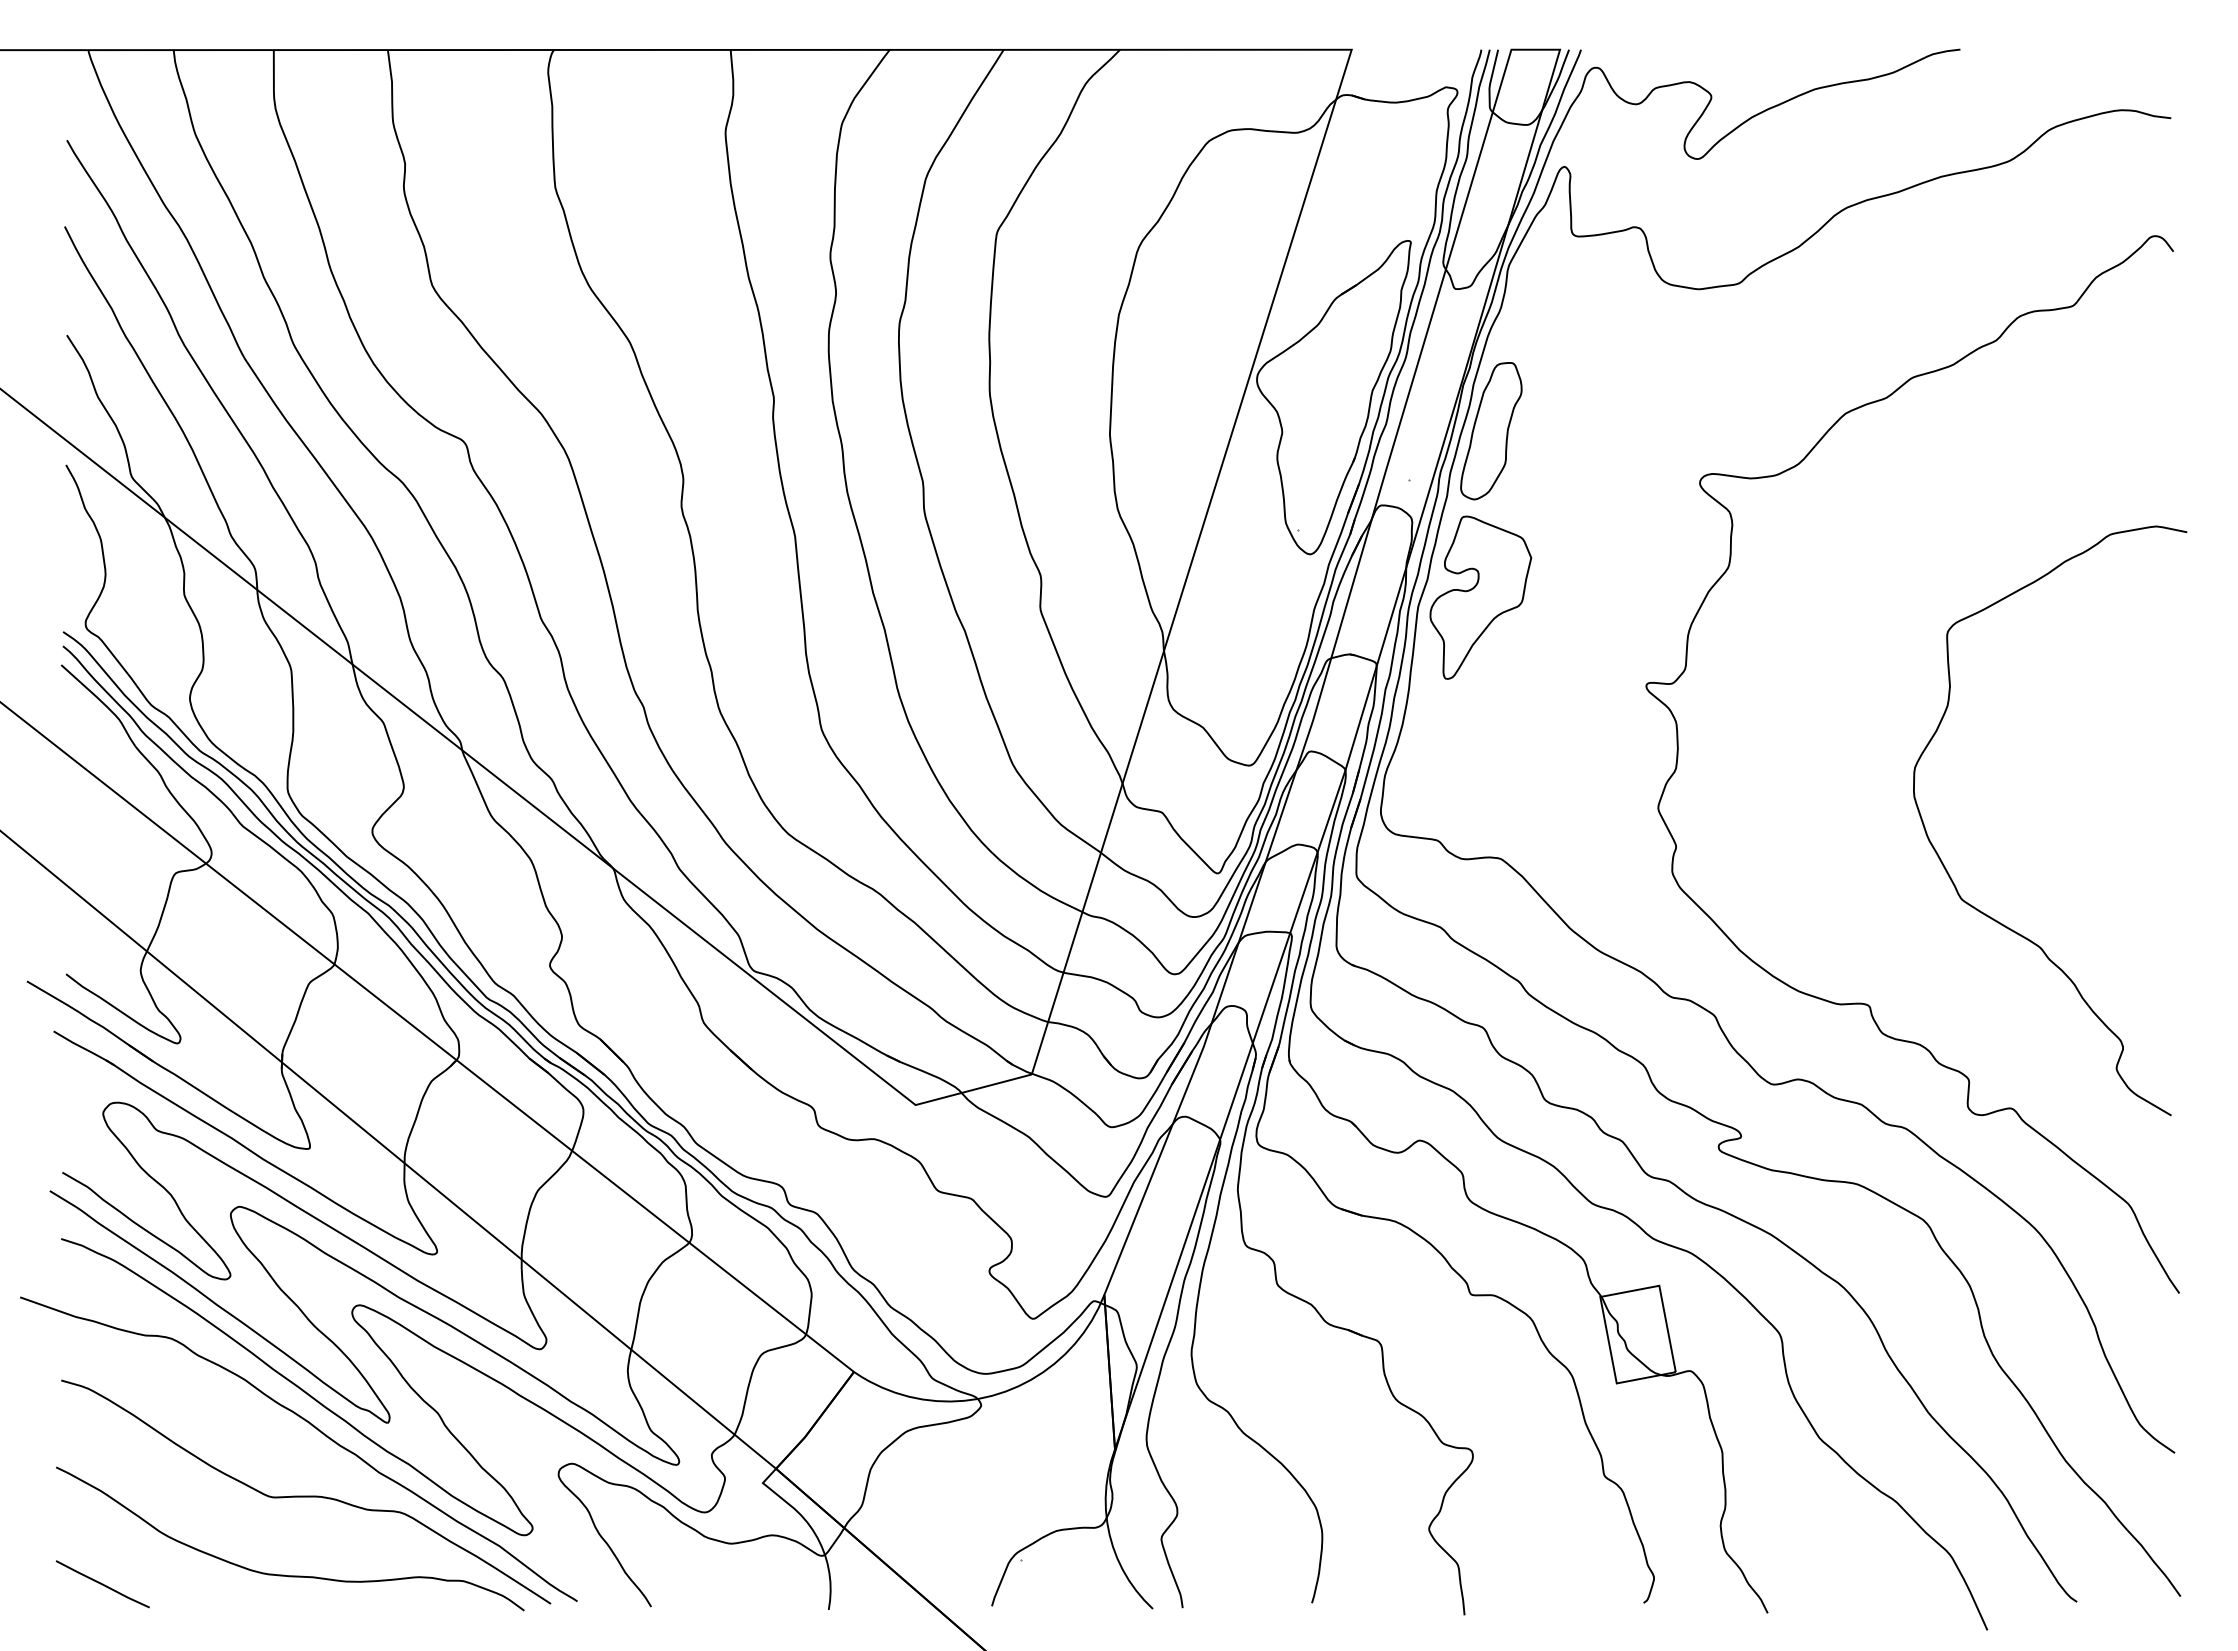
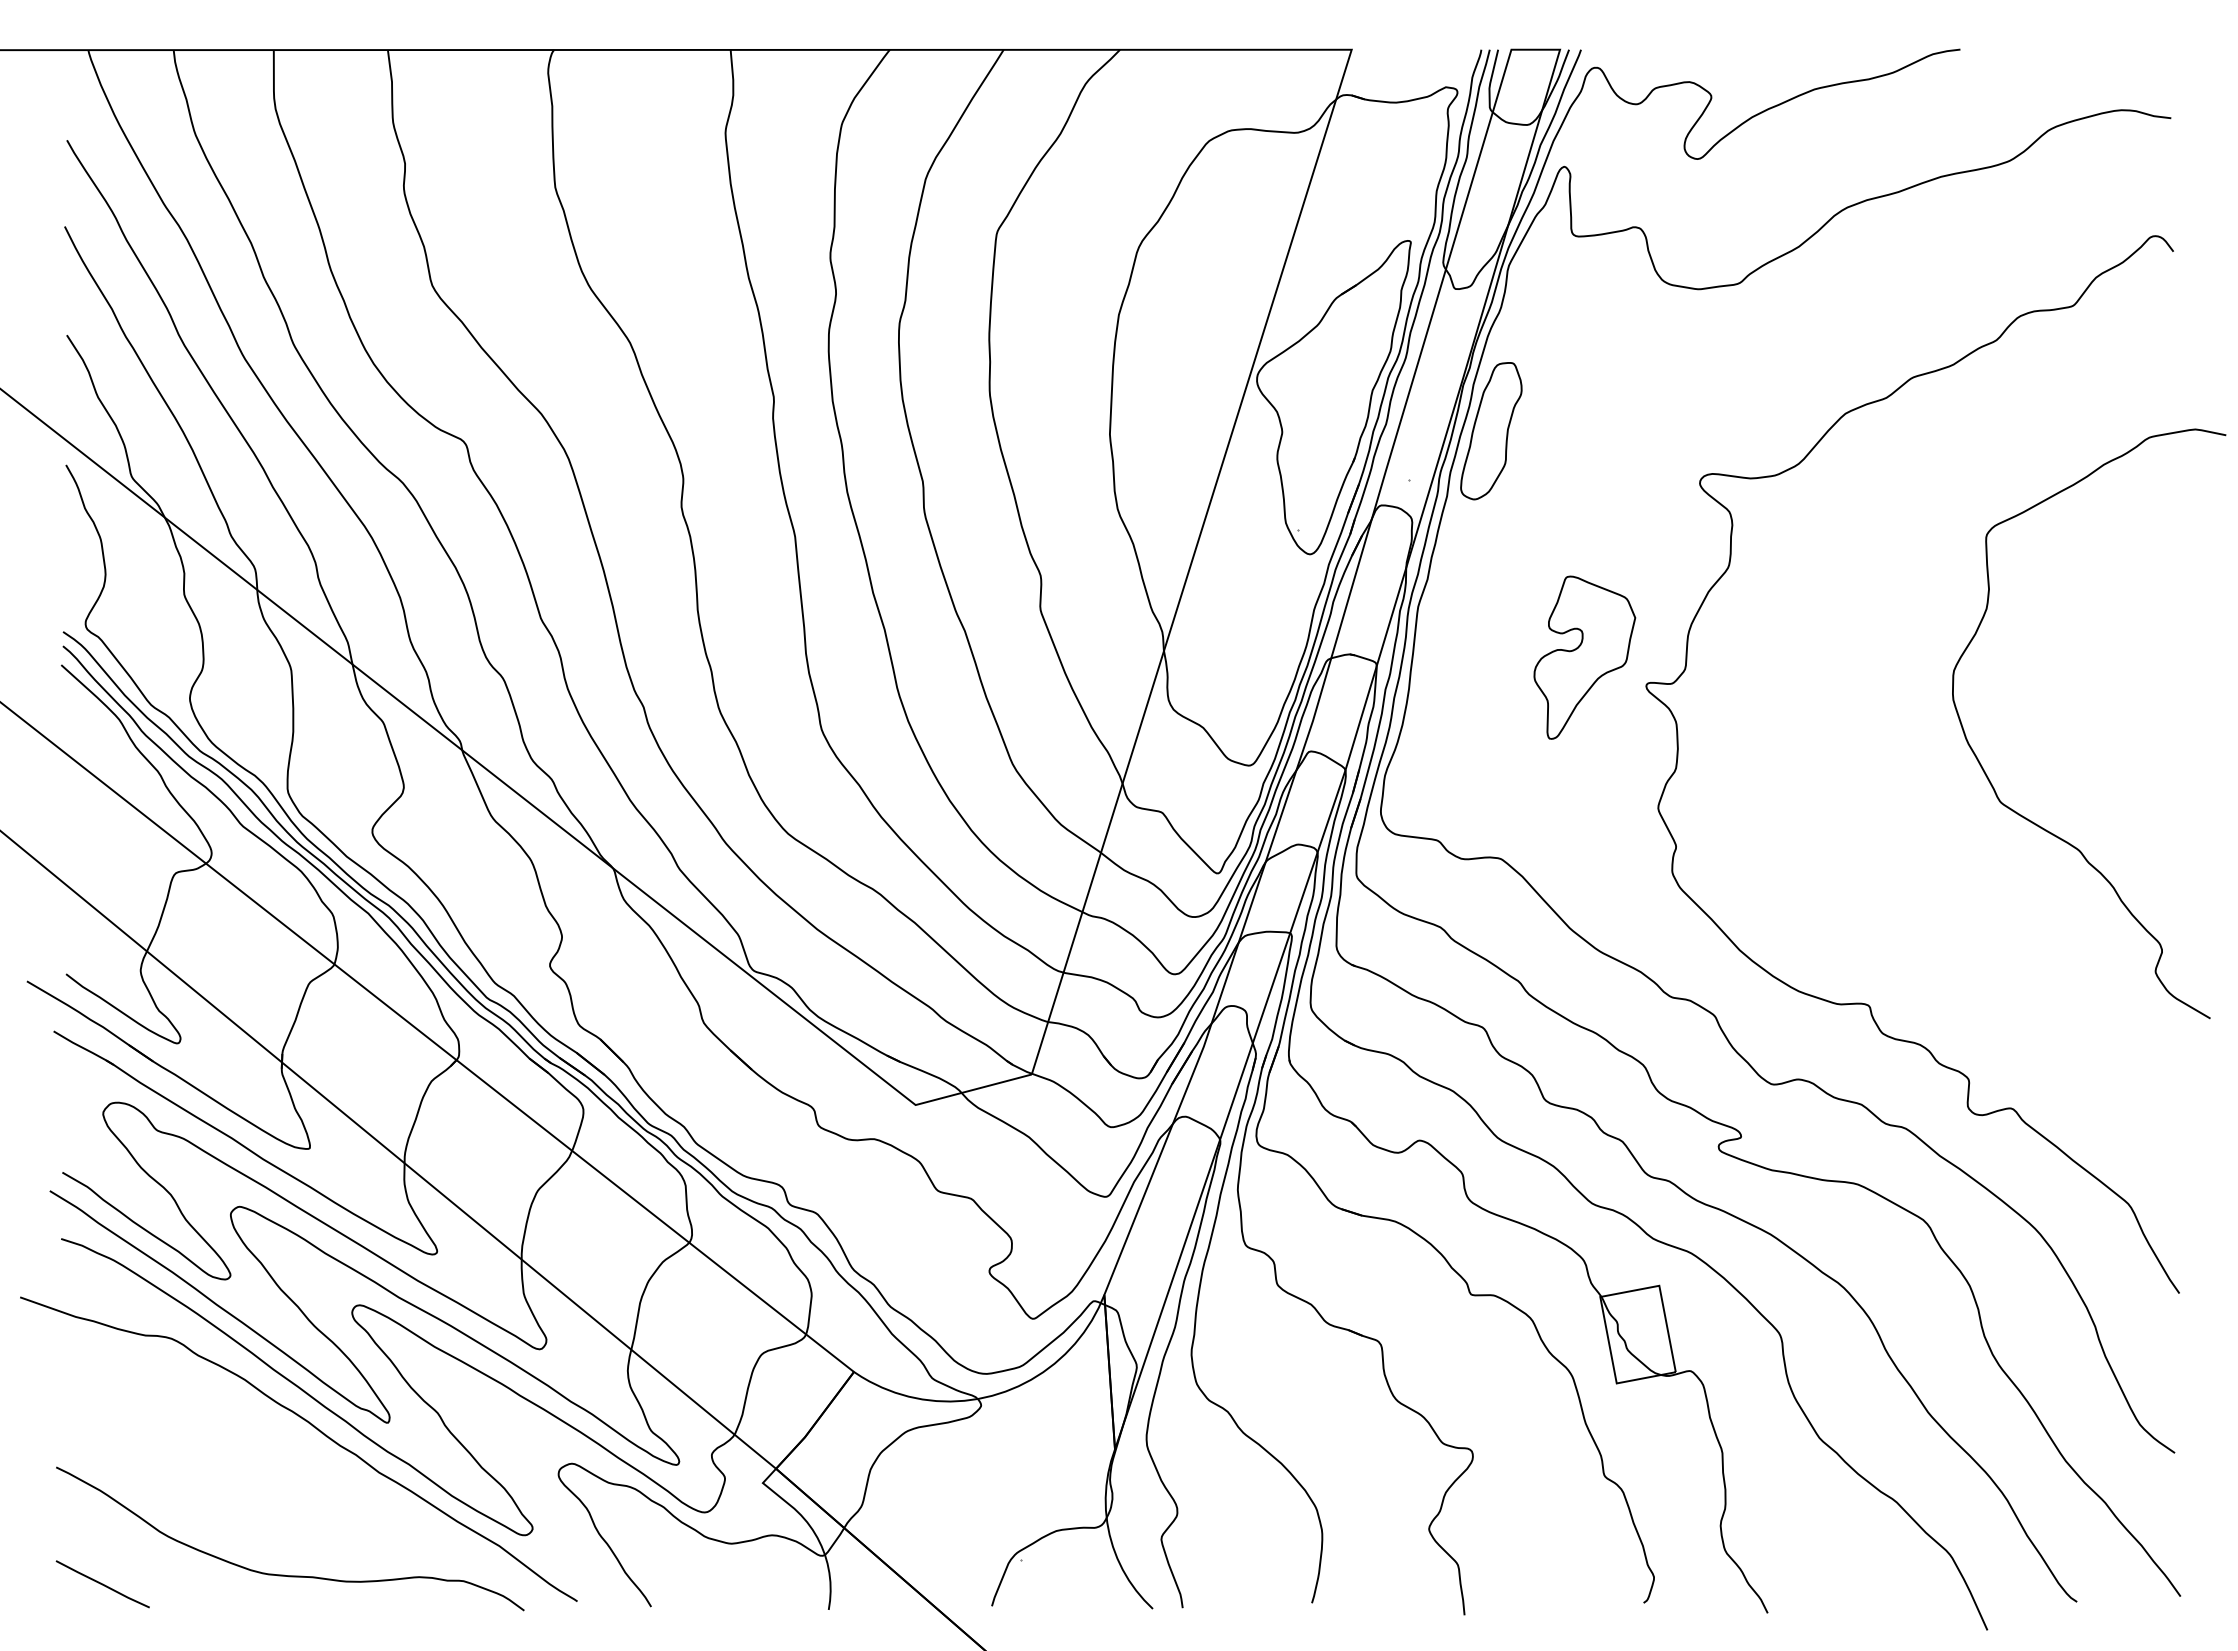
part position: (1480, 597) -> (1584, 657) (1584, 657)
curve position: (1992, 917) -> (2031, 820) (2031, 820)
curve: present -> none (306, 1495)
